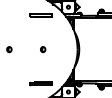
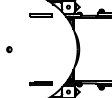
part: present -> none (43, 49)
